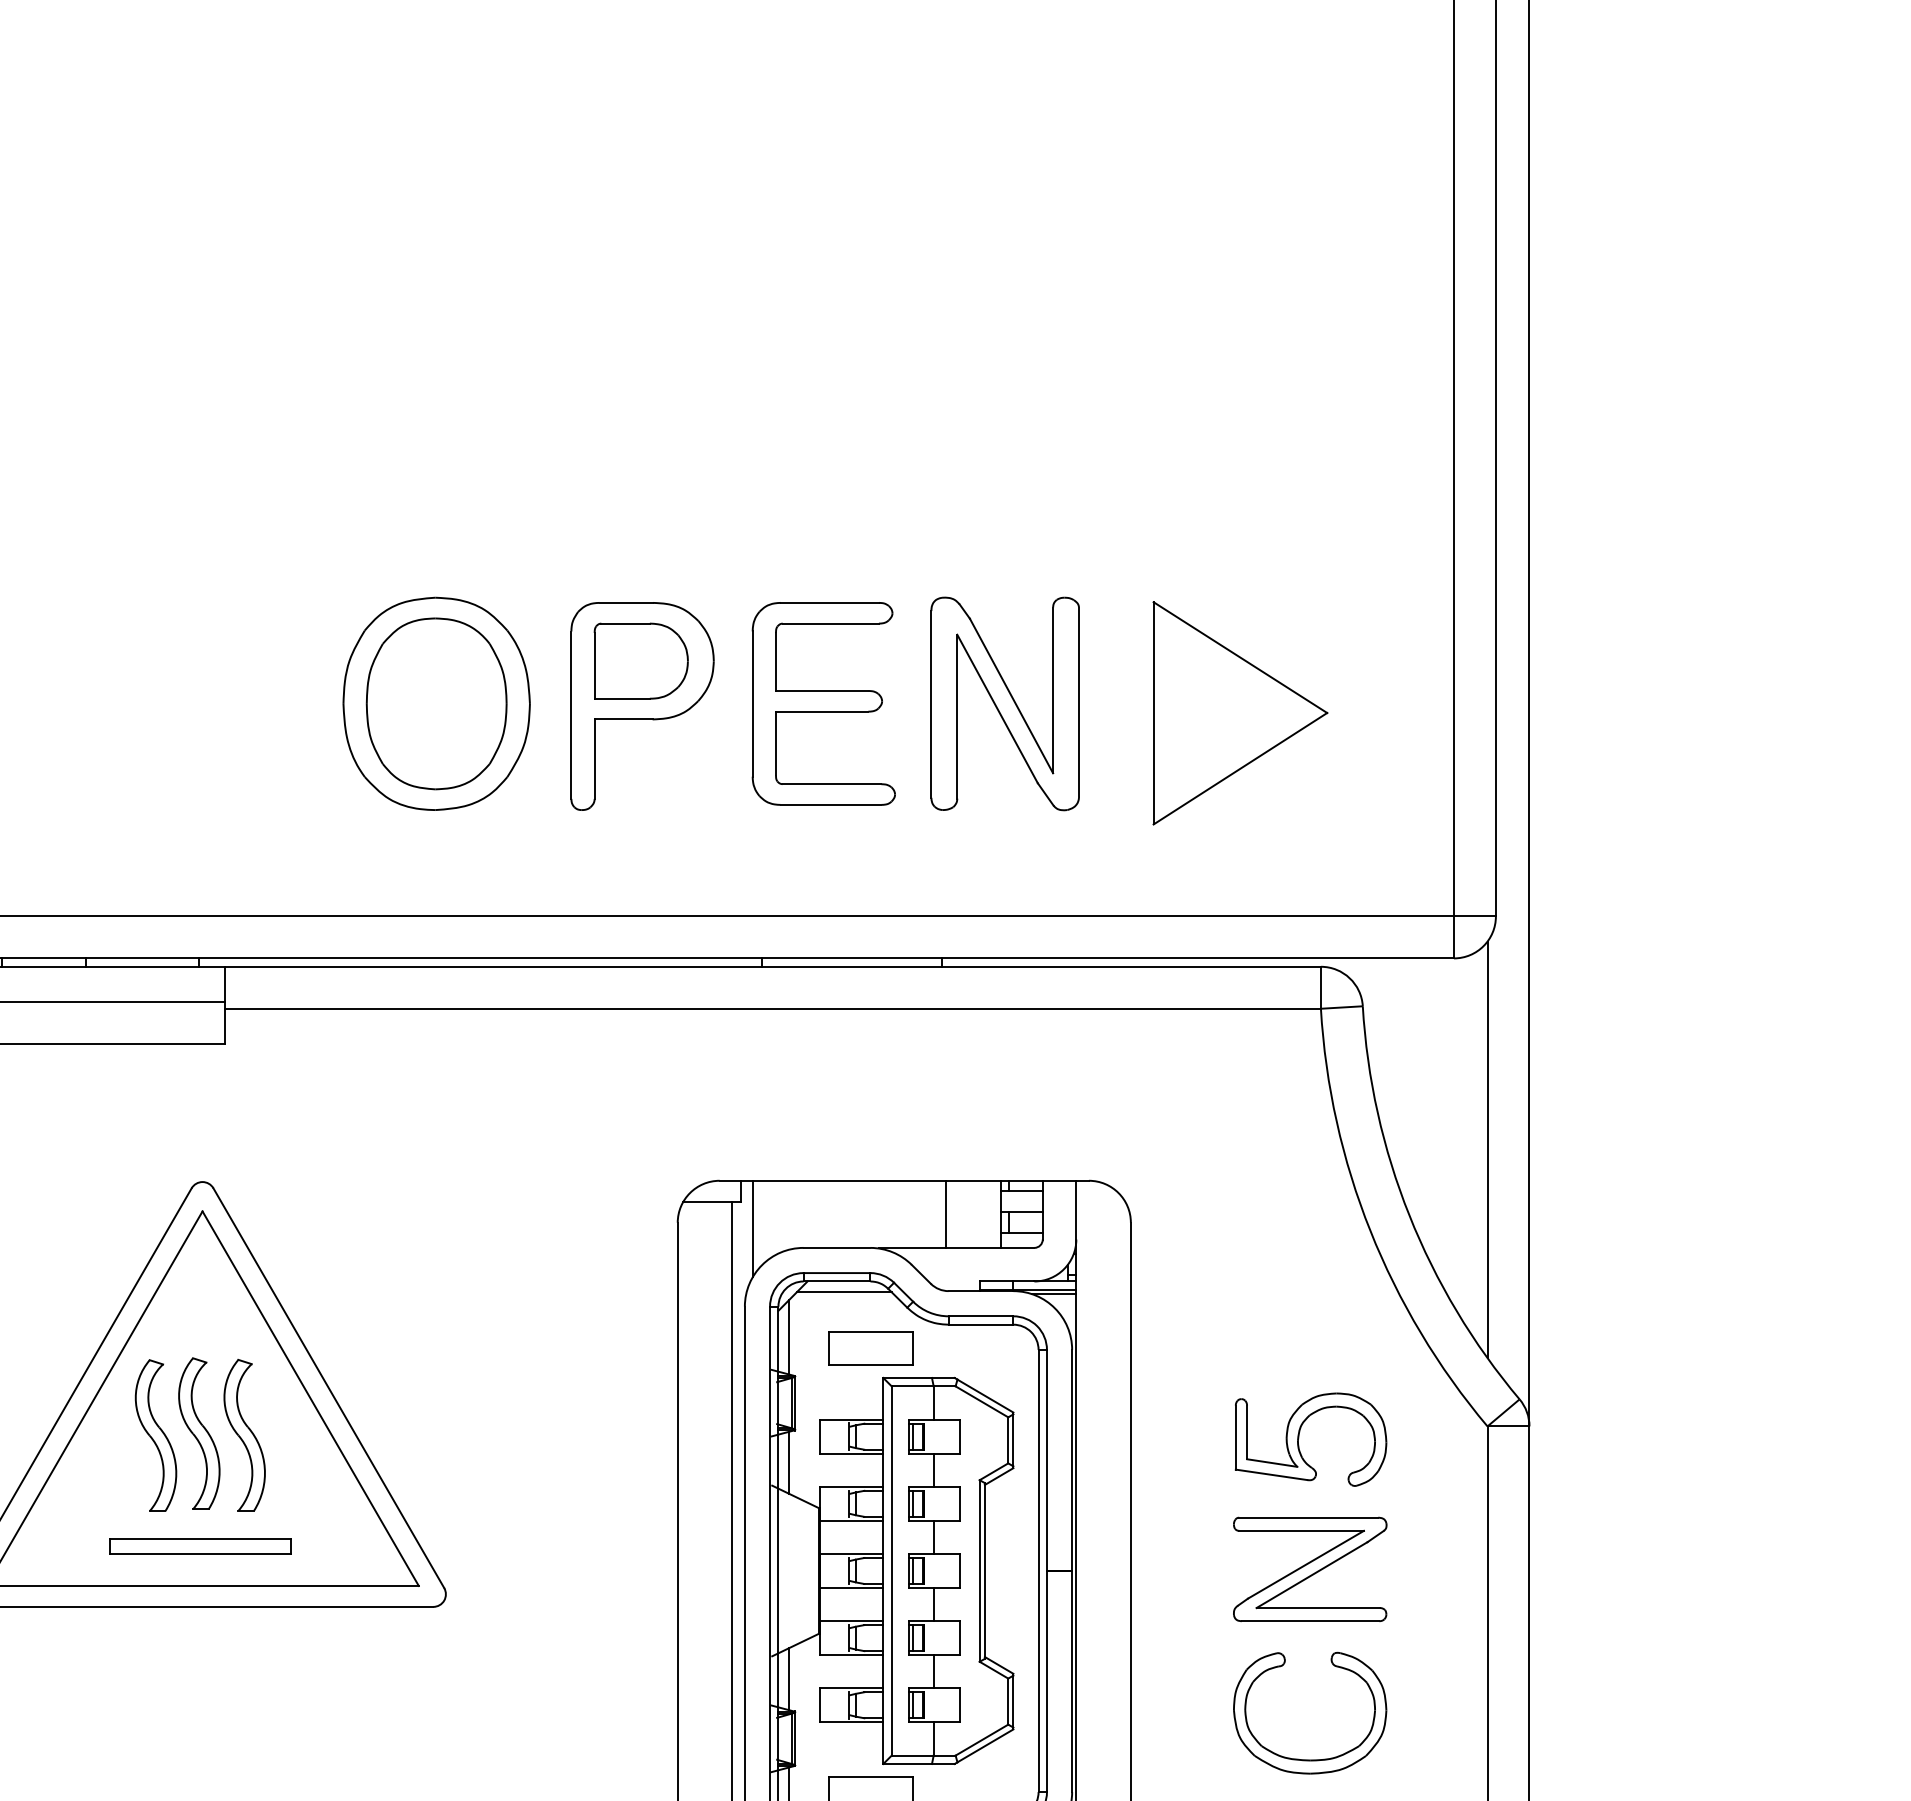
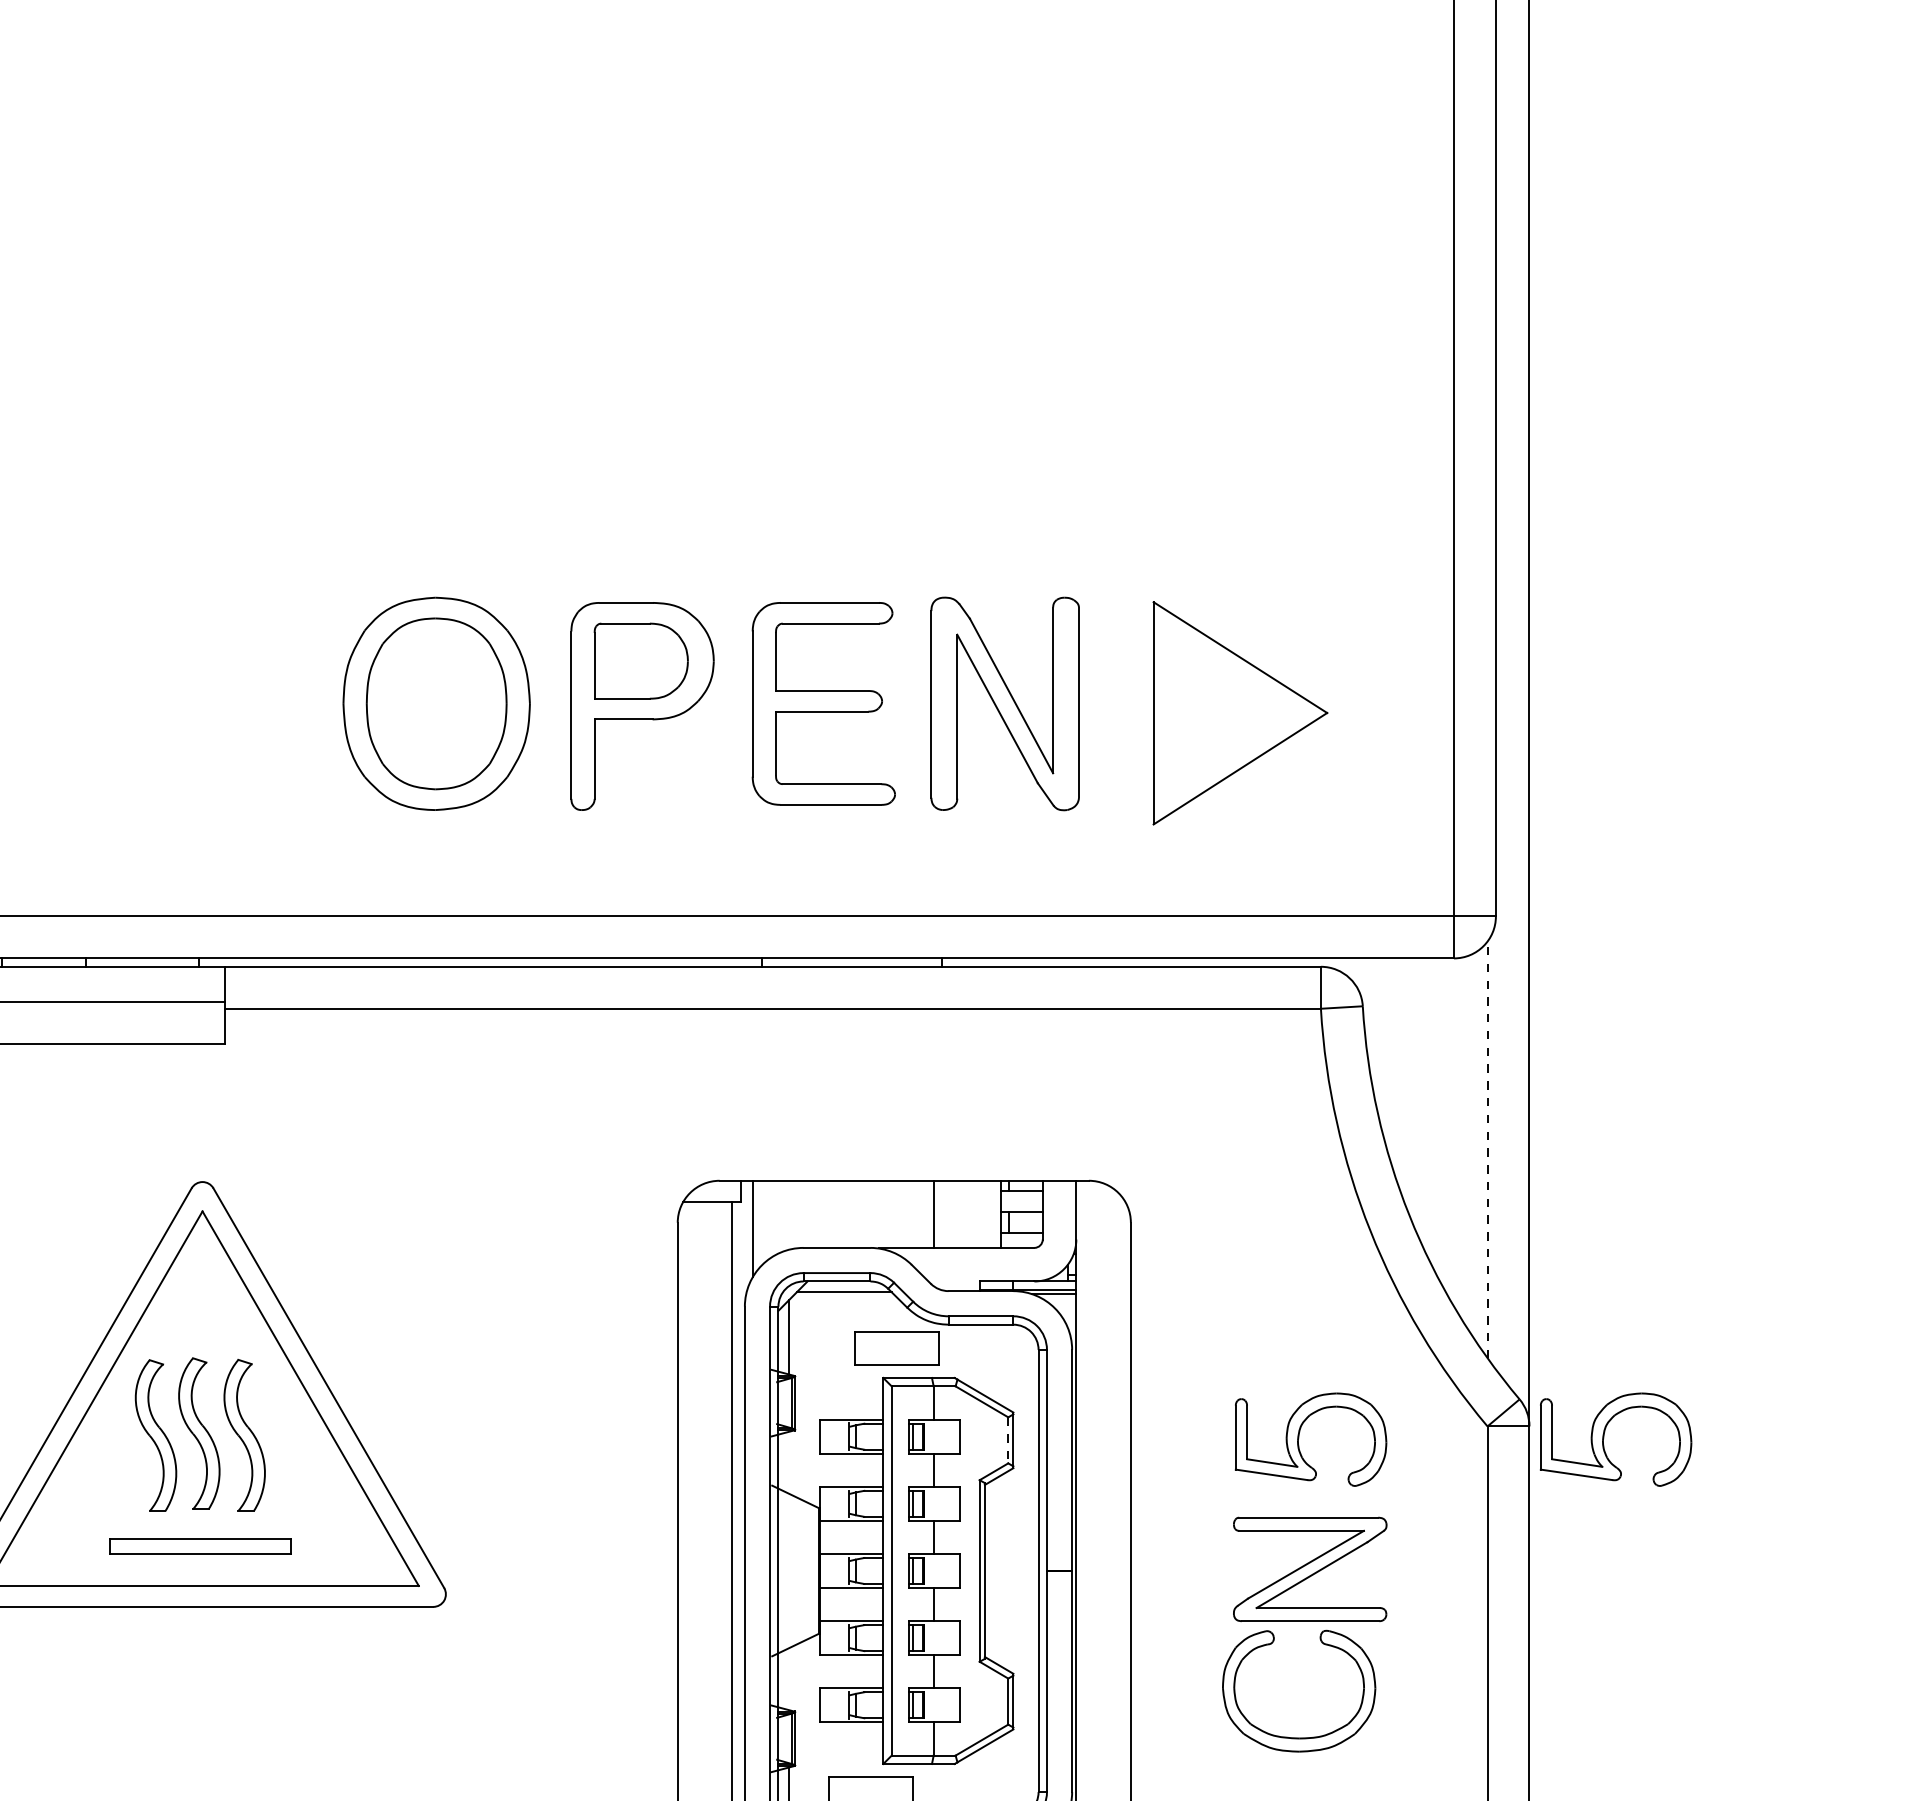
line: solid -> dashed (1487, 1149)
line position: (946, 1213) -> (934, 1213) (934, 1213)
part position: (870, 1348) -> (896, 1348) (896, 1348)
part: none -> present (1604, 1438)
line: solid -> dashed (1008, 1440)
line: present -> none (789, 1462)
line: present -> none (789, 1679)
part position: (1310, 1759) -> (1299, 1737) (1299, 1737)
